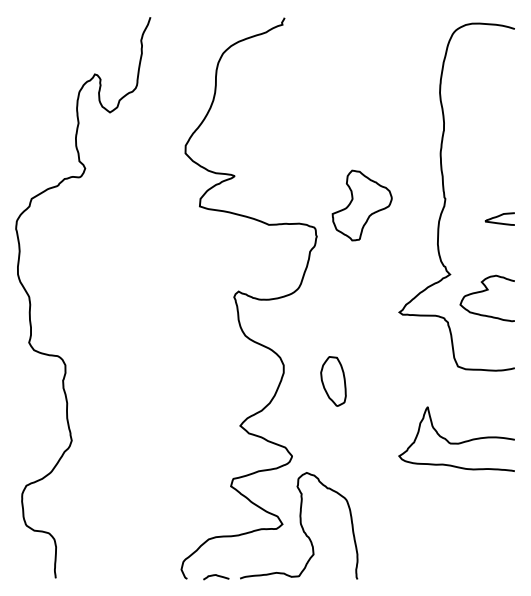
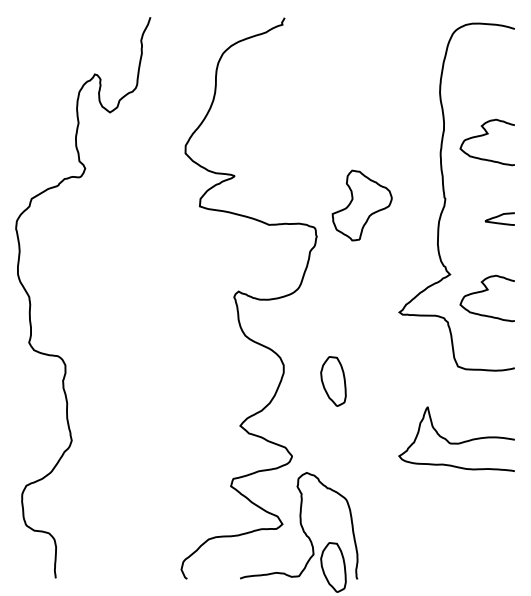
curve: none -> present (485, 135)
part: none -> present (333, 567)
curve: present -> none (216, 576)
